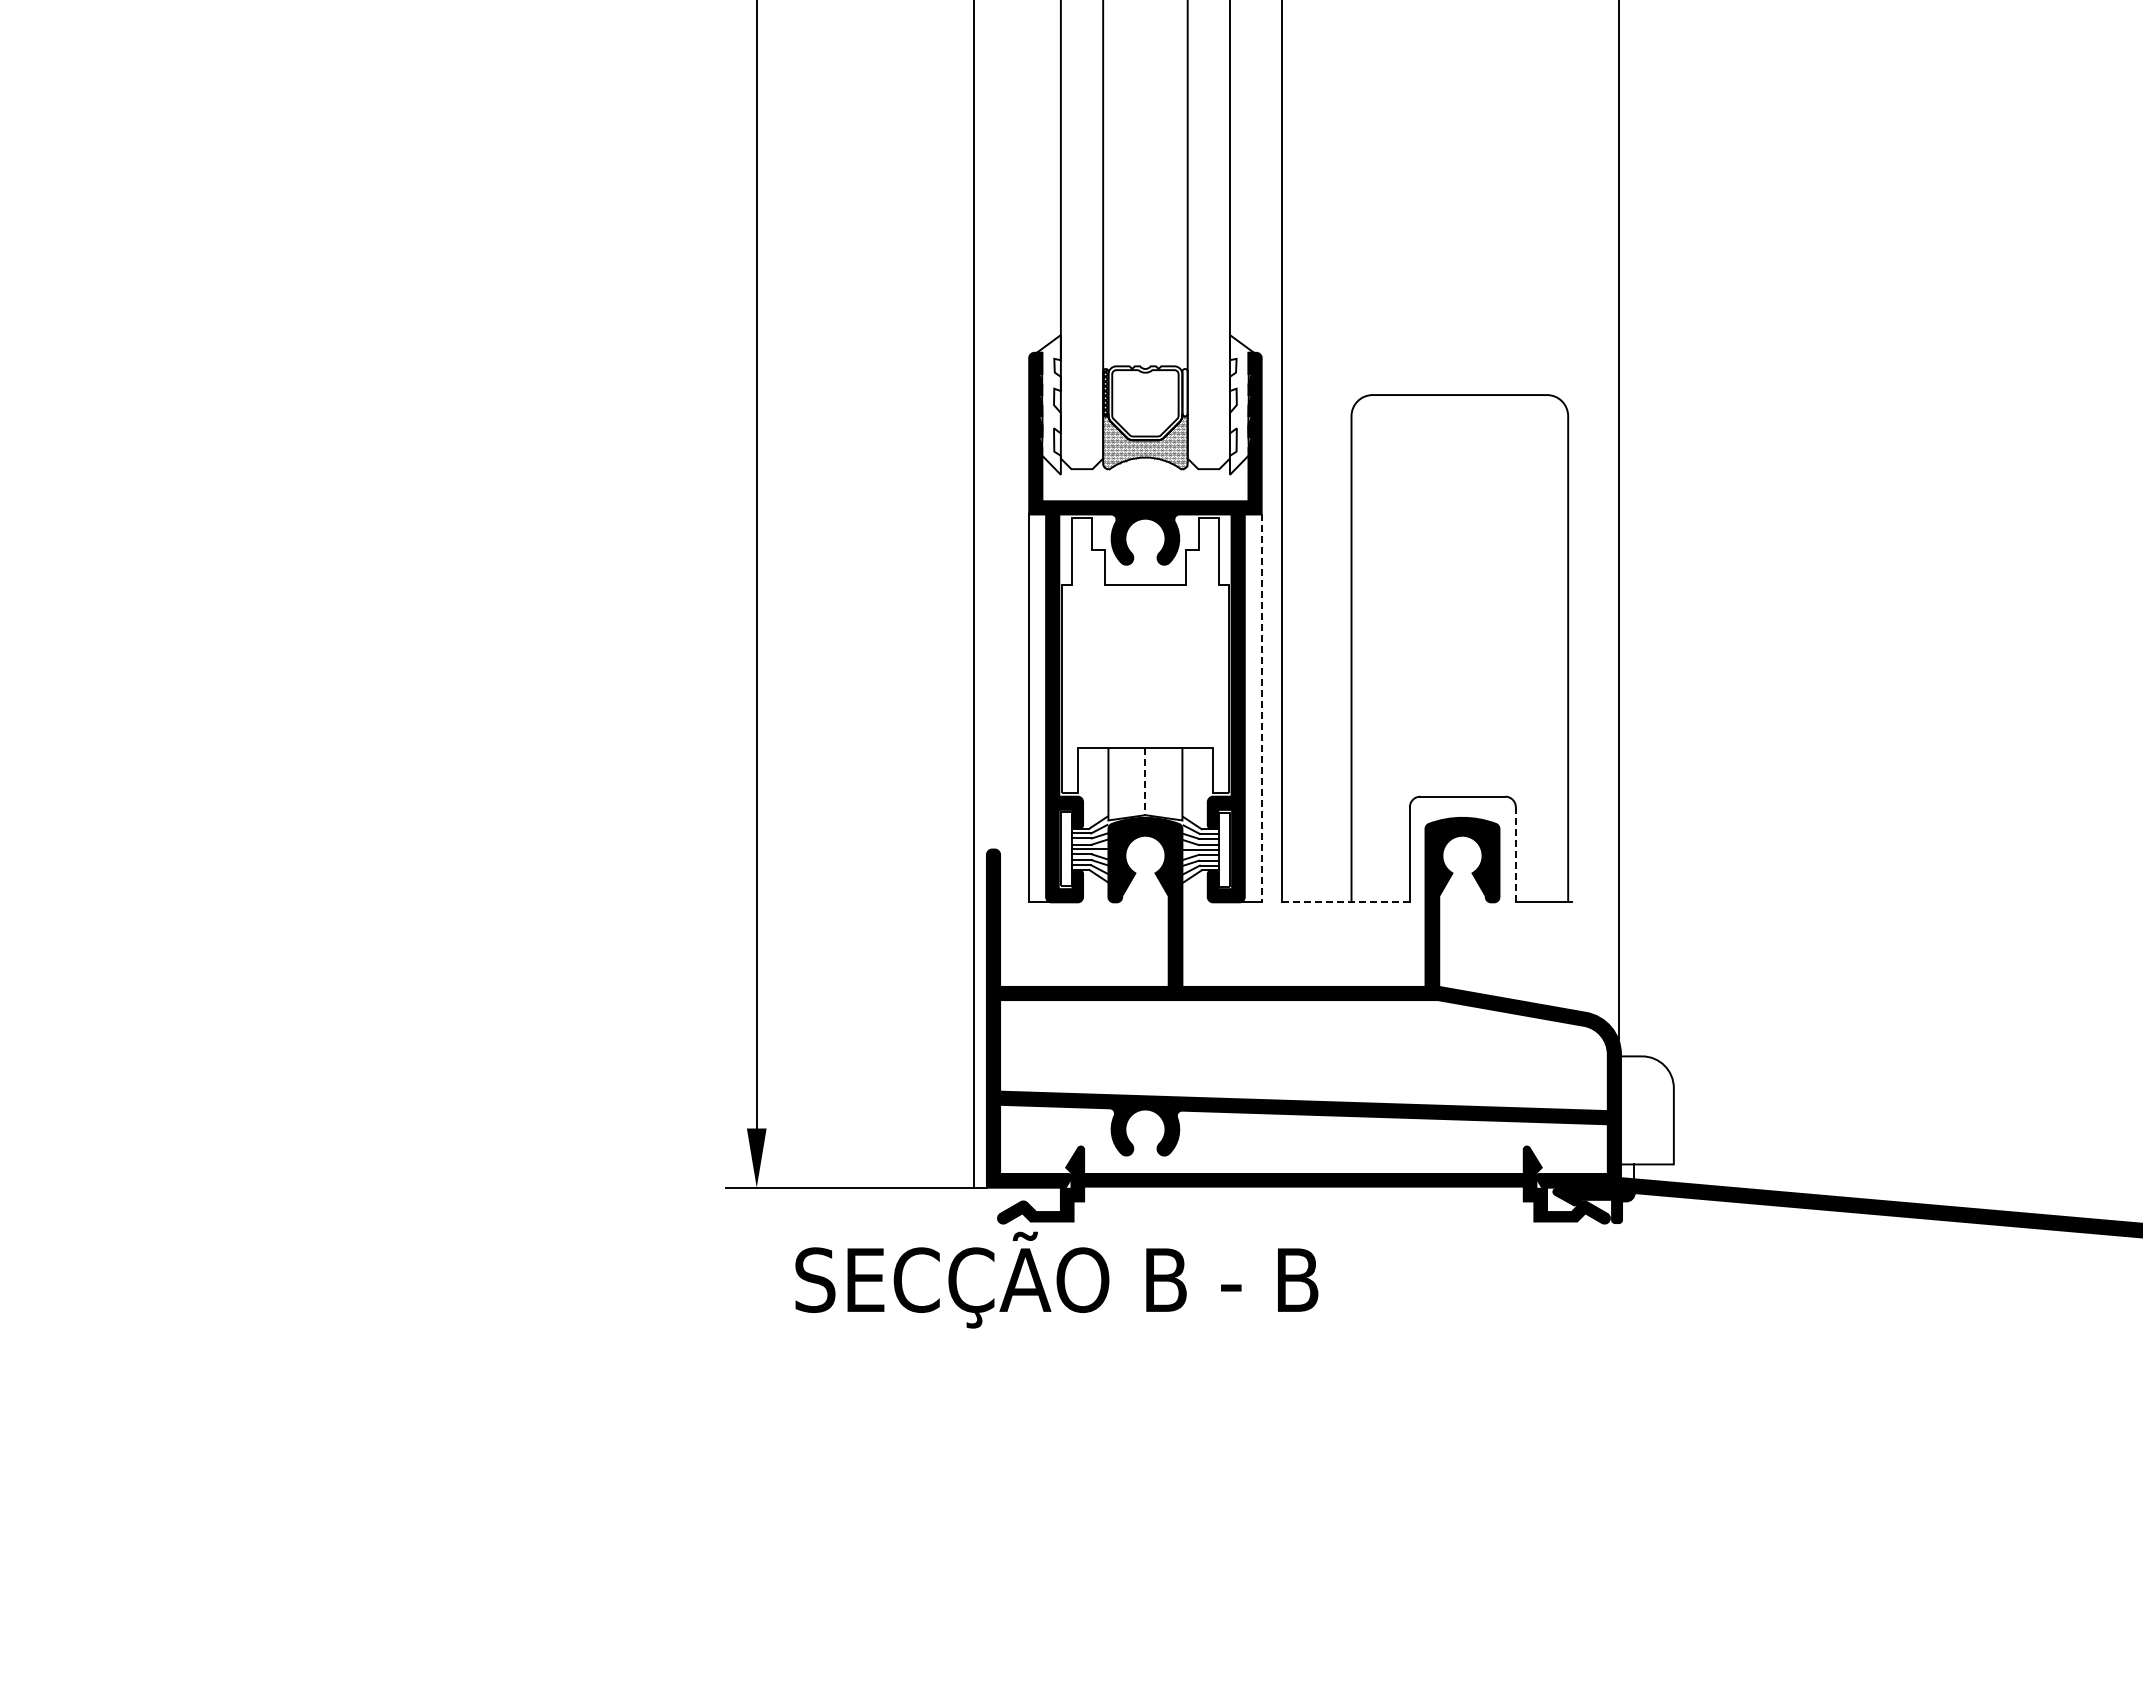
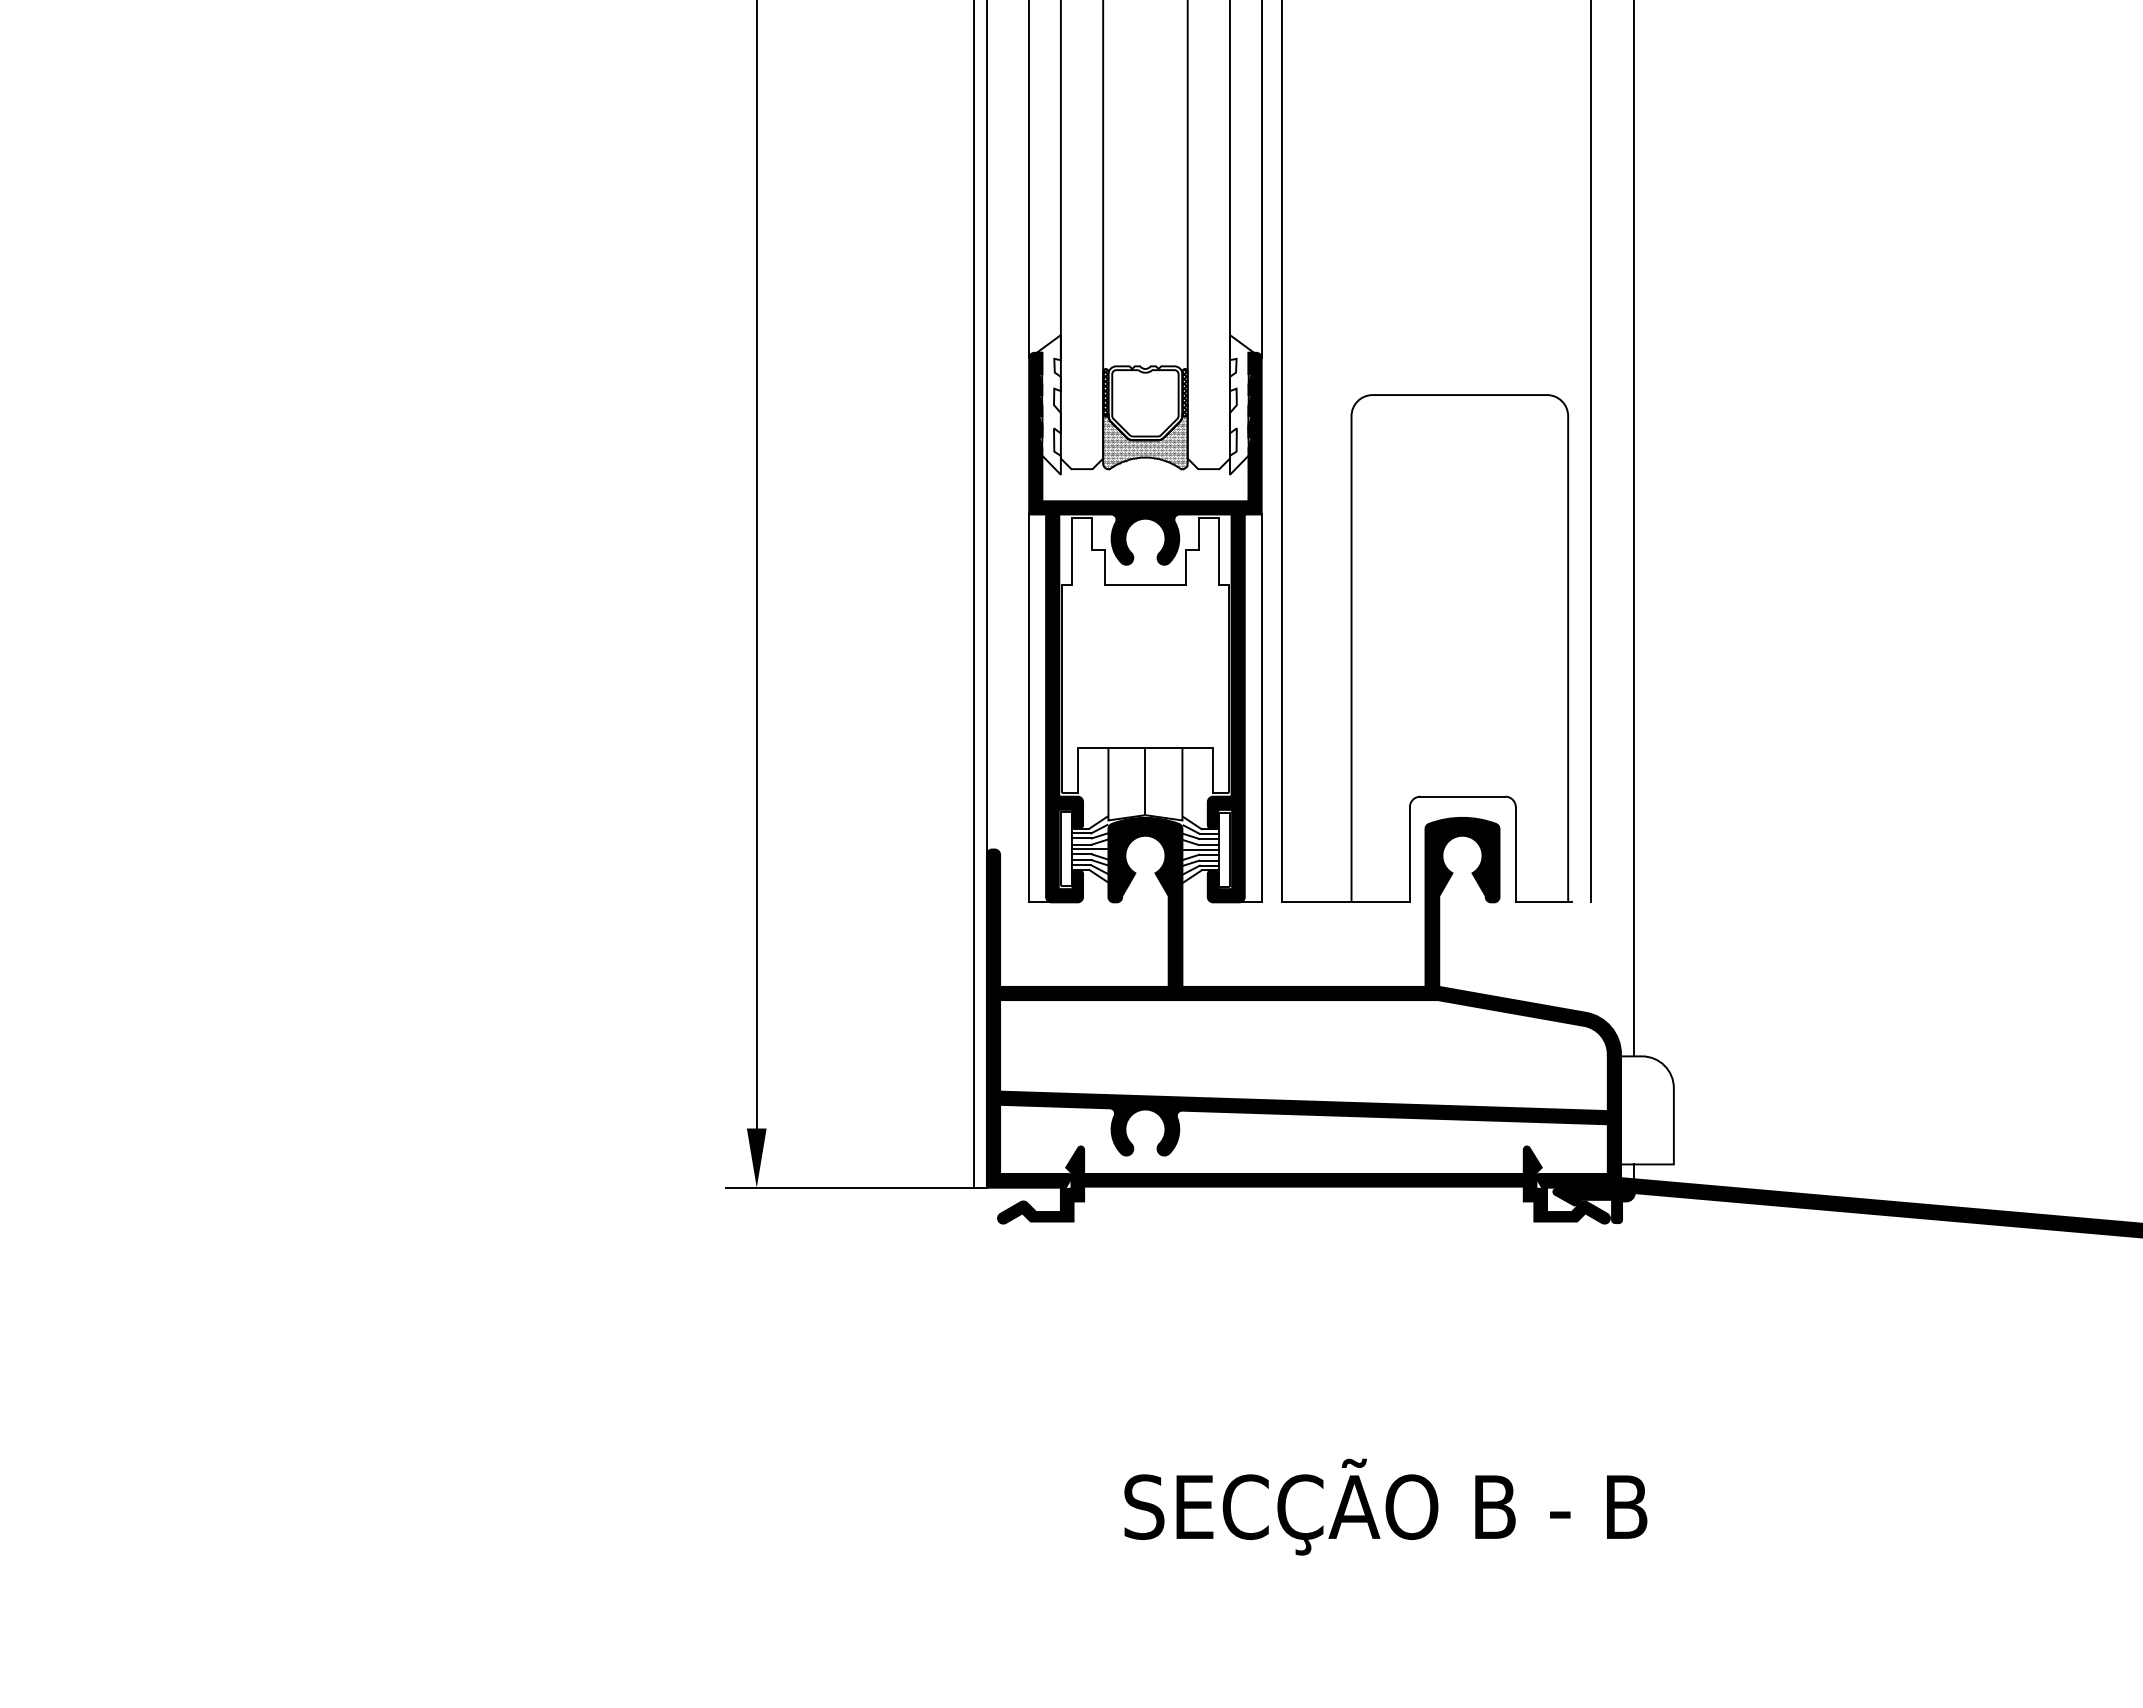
line: none -> present (1029, 180)
line: none -> present (1261, 180)
hatch: none -> present (1184, 392)
line: none -> present (986, 428)
line: none -> present (1591, 452)
line position: (1618, 529) -> (1633, 529) (1633, 529)
line: dashed -> solid (1261, 708)
line: dashed -> solid (1145, 781)
line: dashed -> solid (1515, 854)
line: dashed -> solid (1345, 902)
text position: (1056, 1279) -> (1385, 1506) (1385, 1506)
